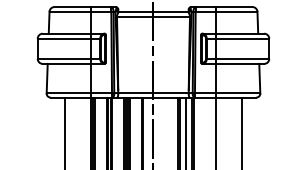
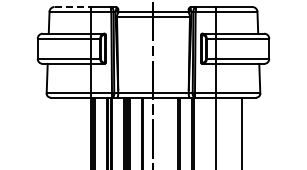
line: solid -> dashed (73, 7)
line: present -> none (65, 131)
line: present -> none (185, 131)
